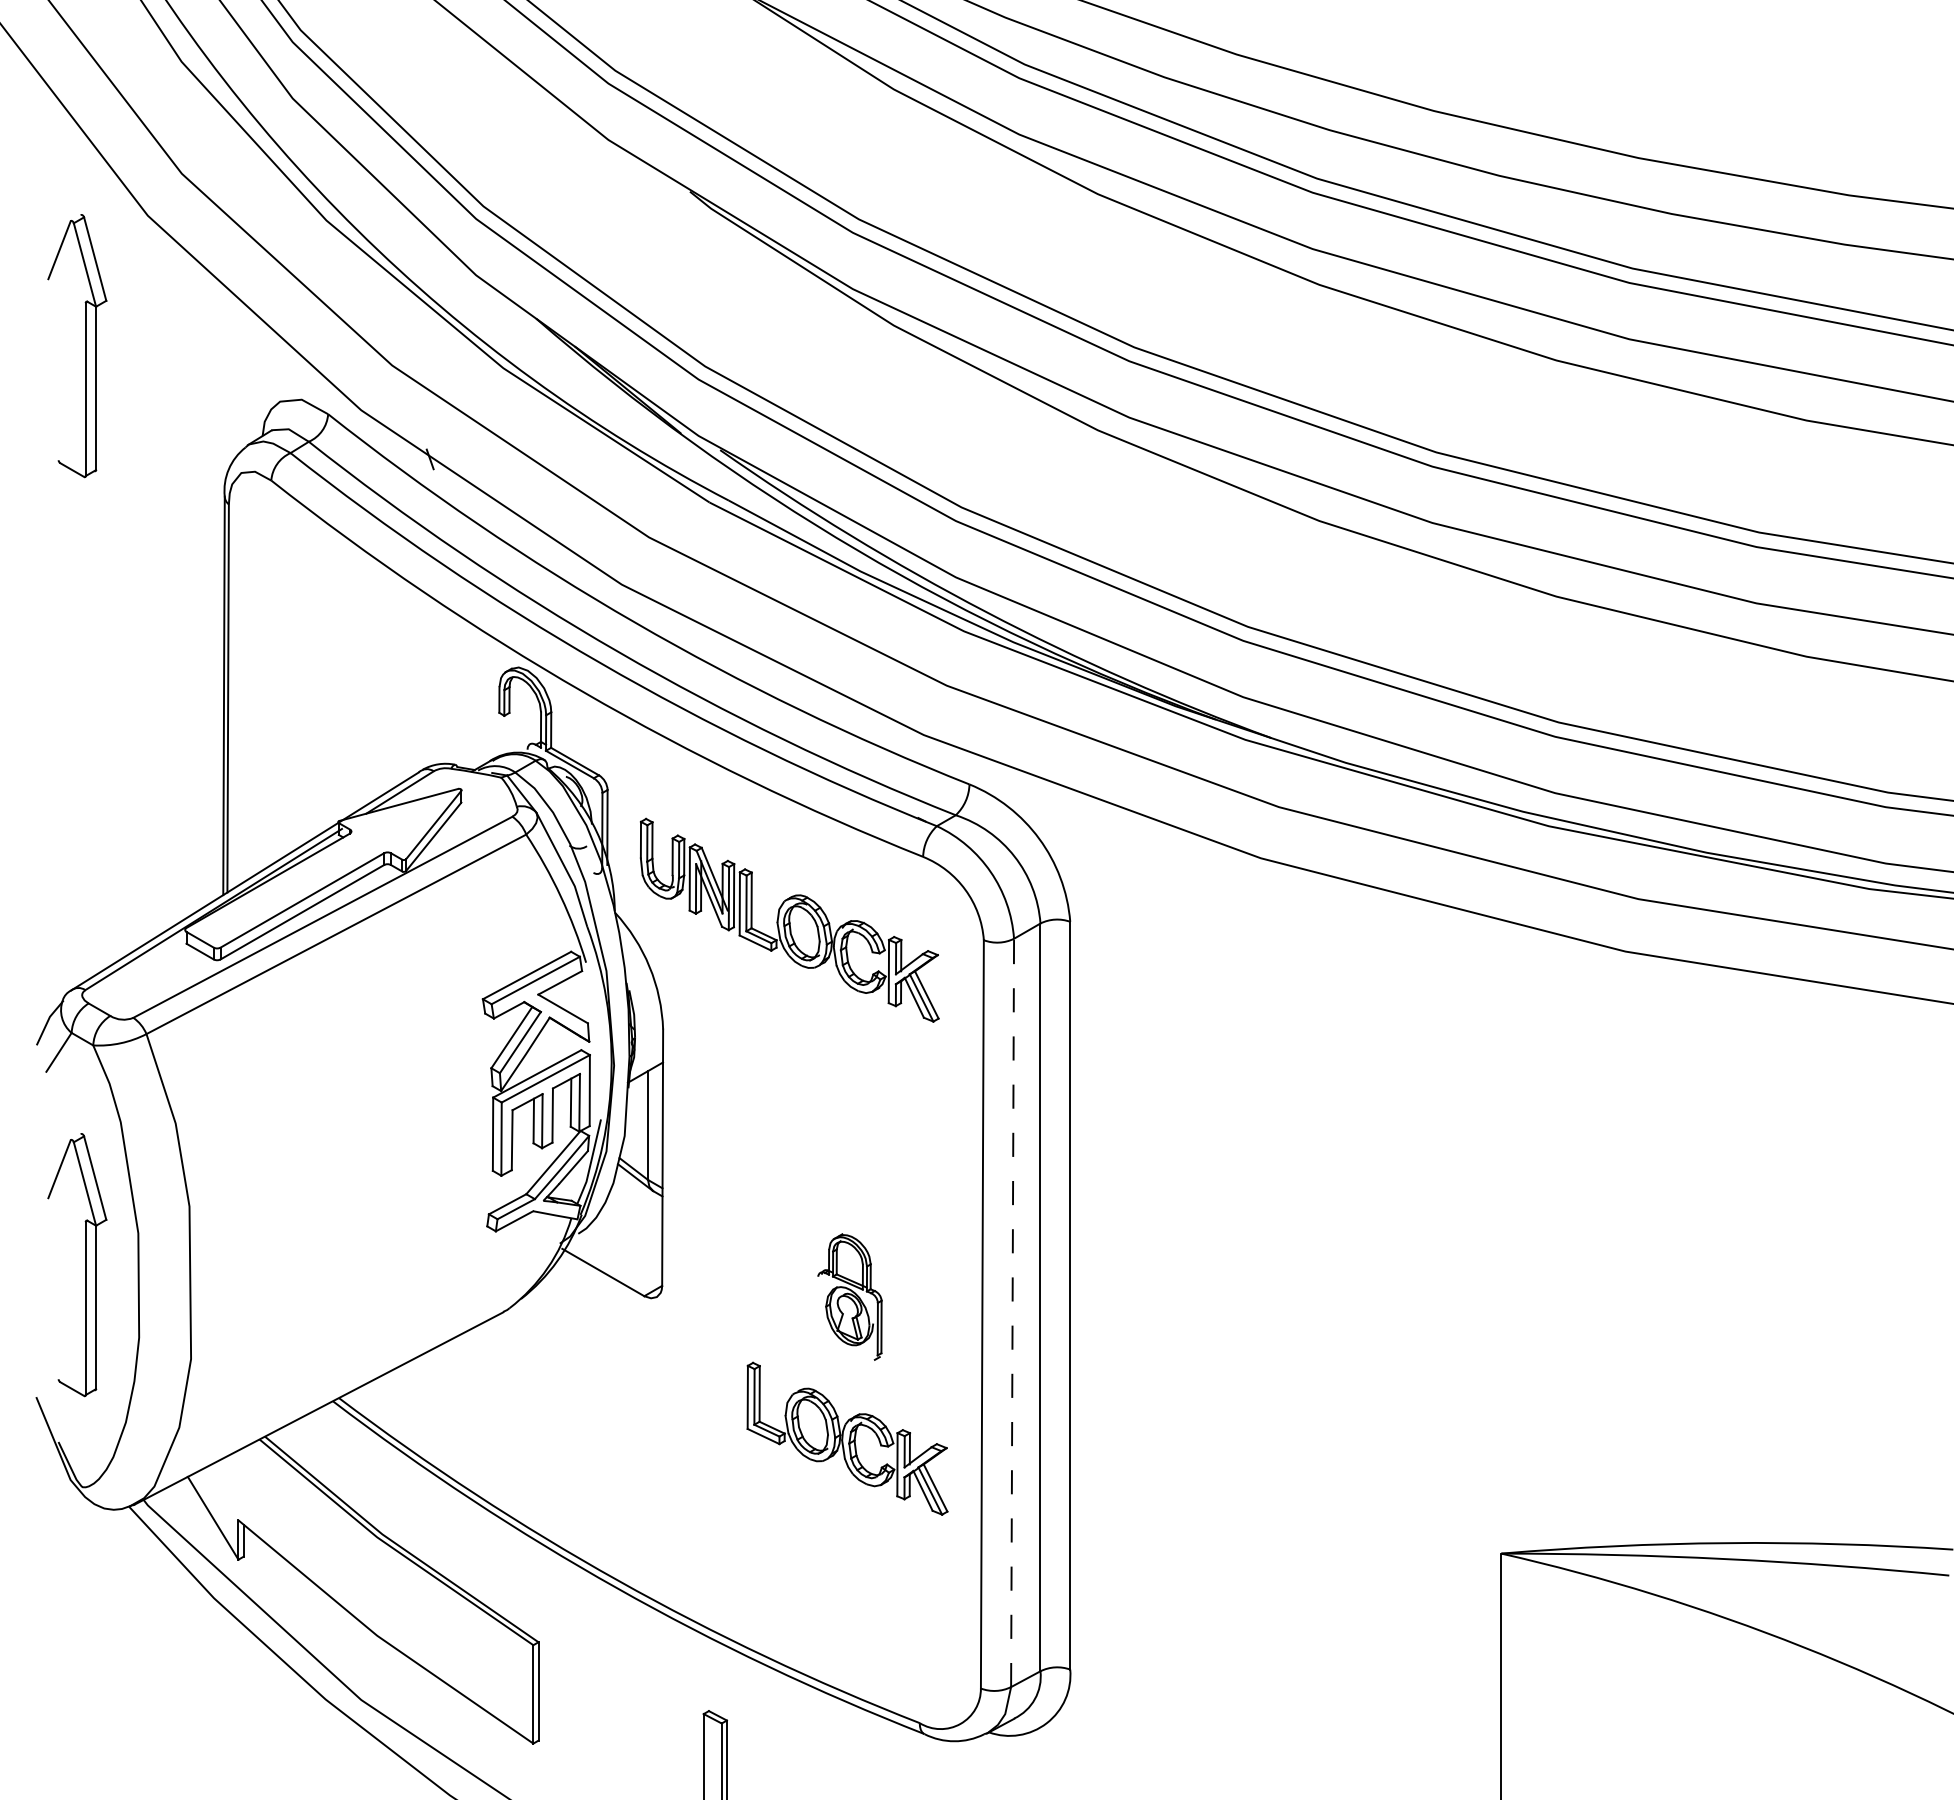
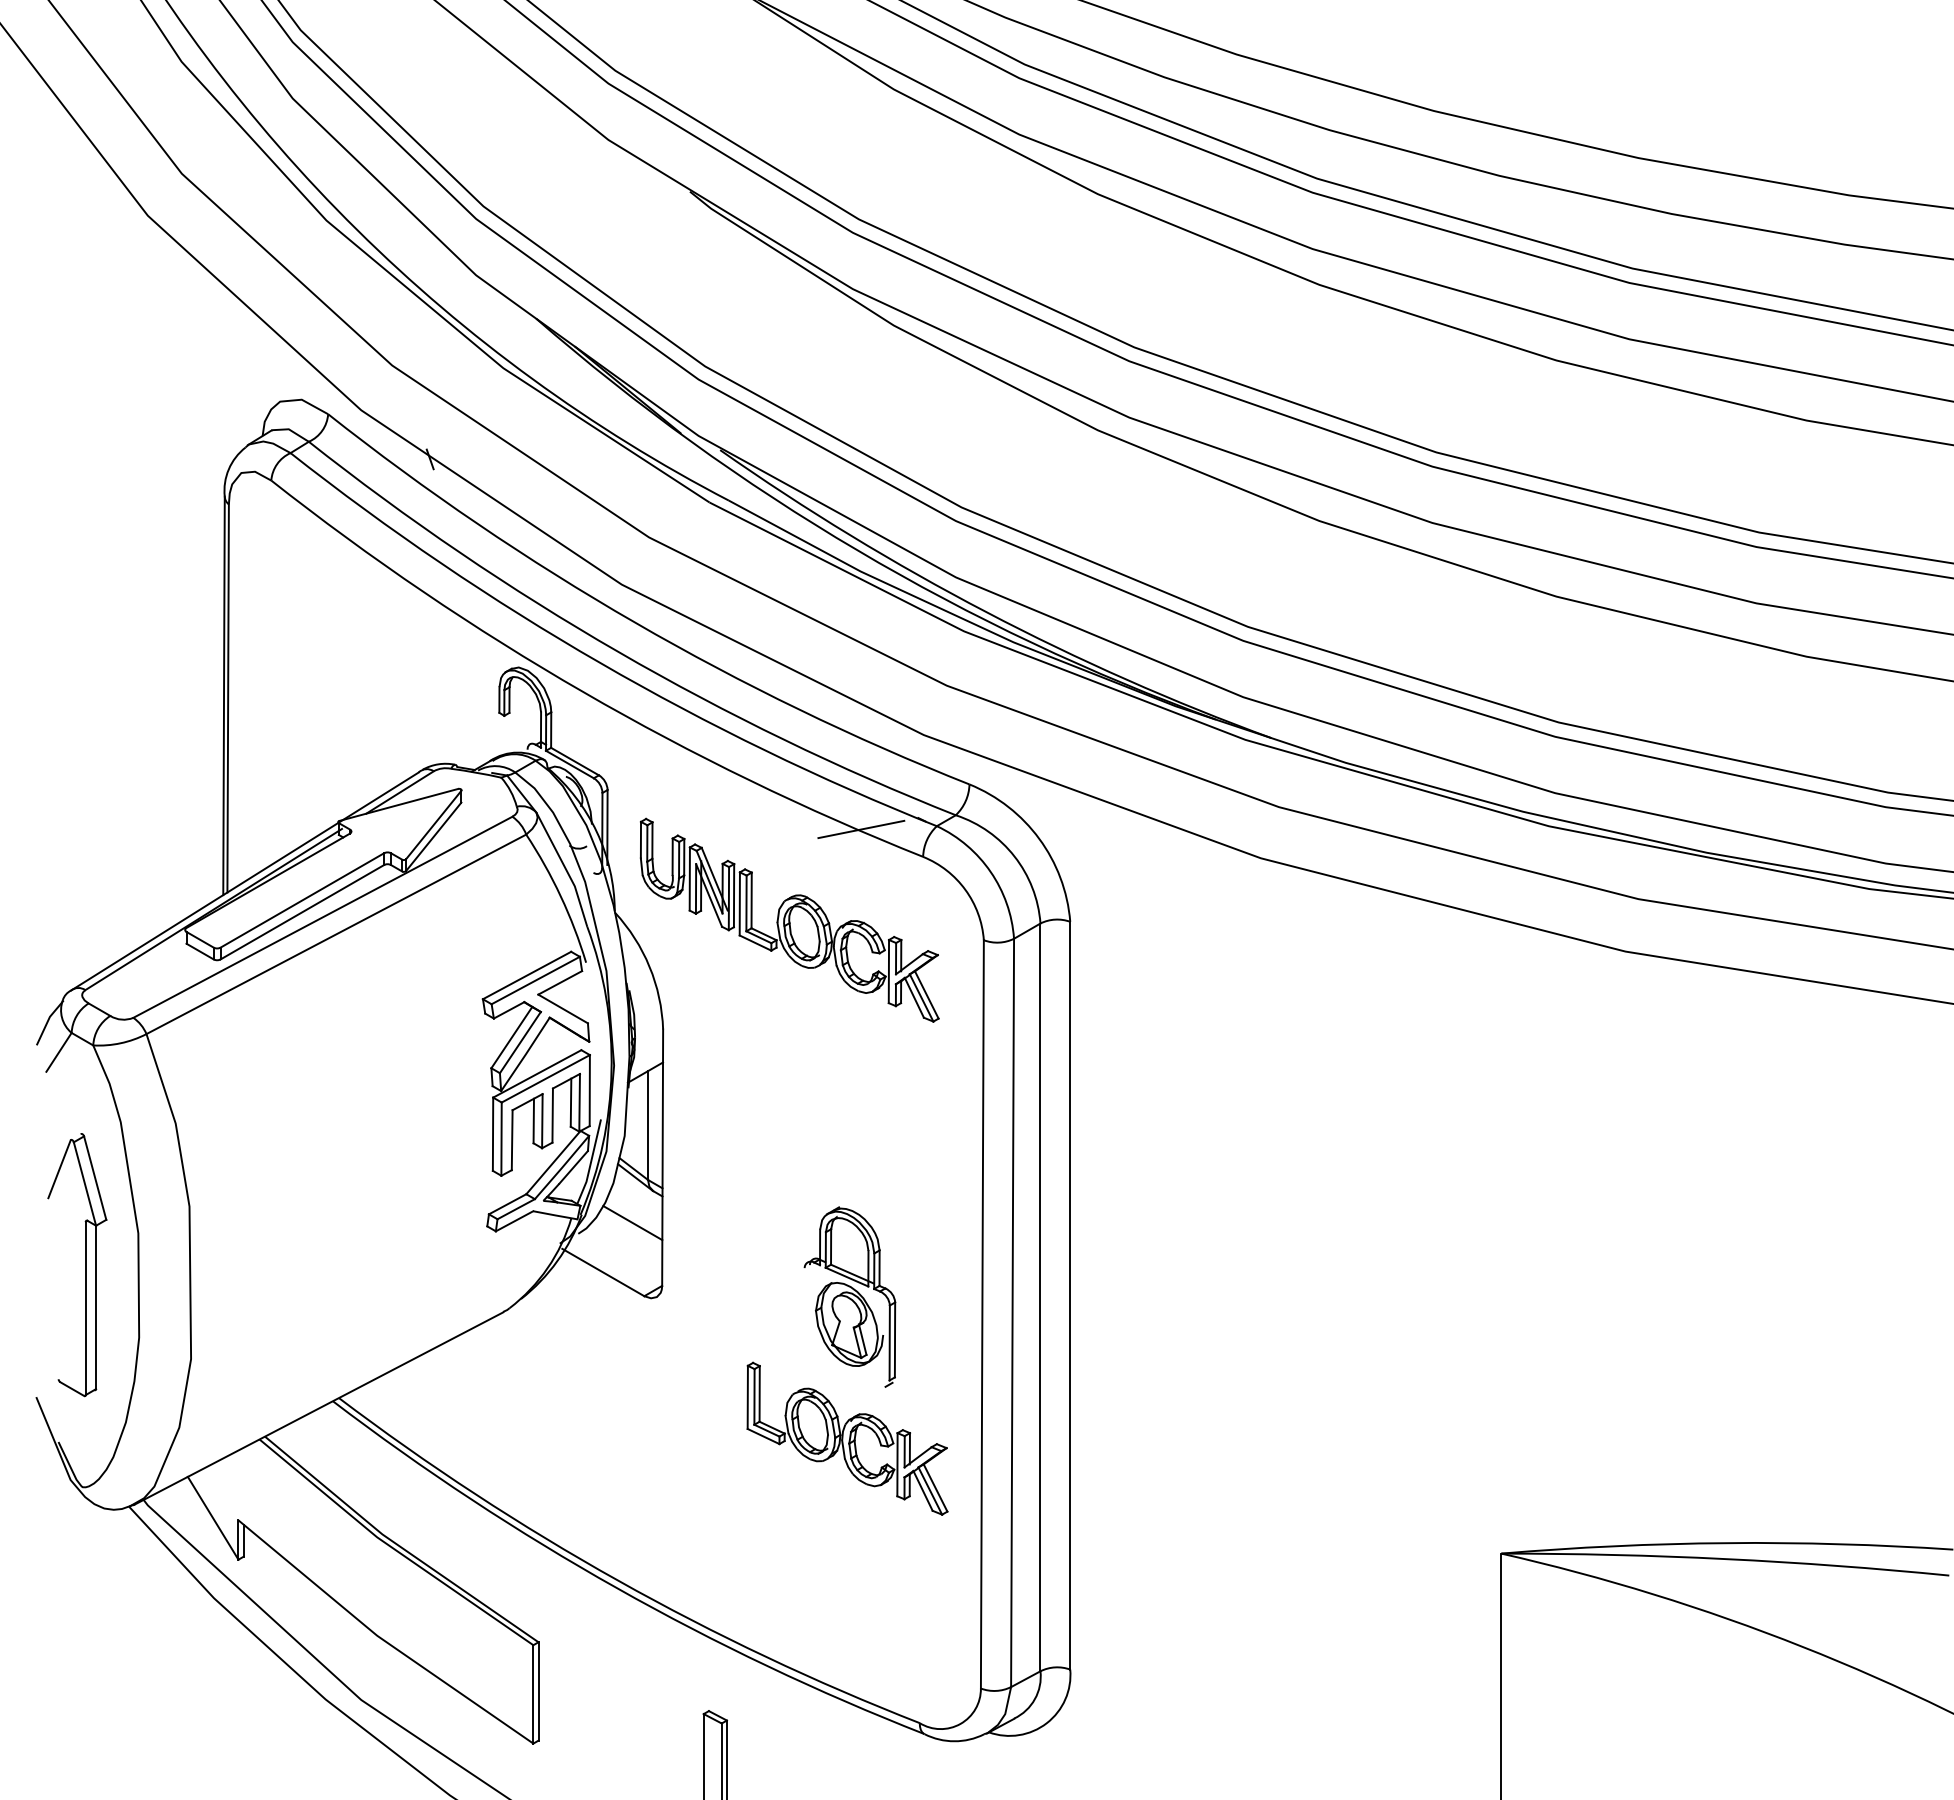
part: present -> none (85, 346)
line: none -> present (861, 829)
line: none -> present (632, 1223)
part size: 66x128 px -> 94x182 px (849, 1296)
line: dashed -> solid (1012, 1312)
